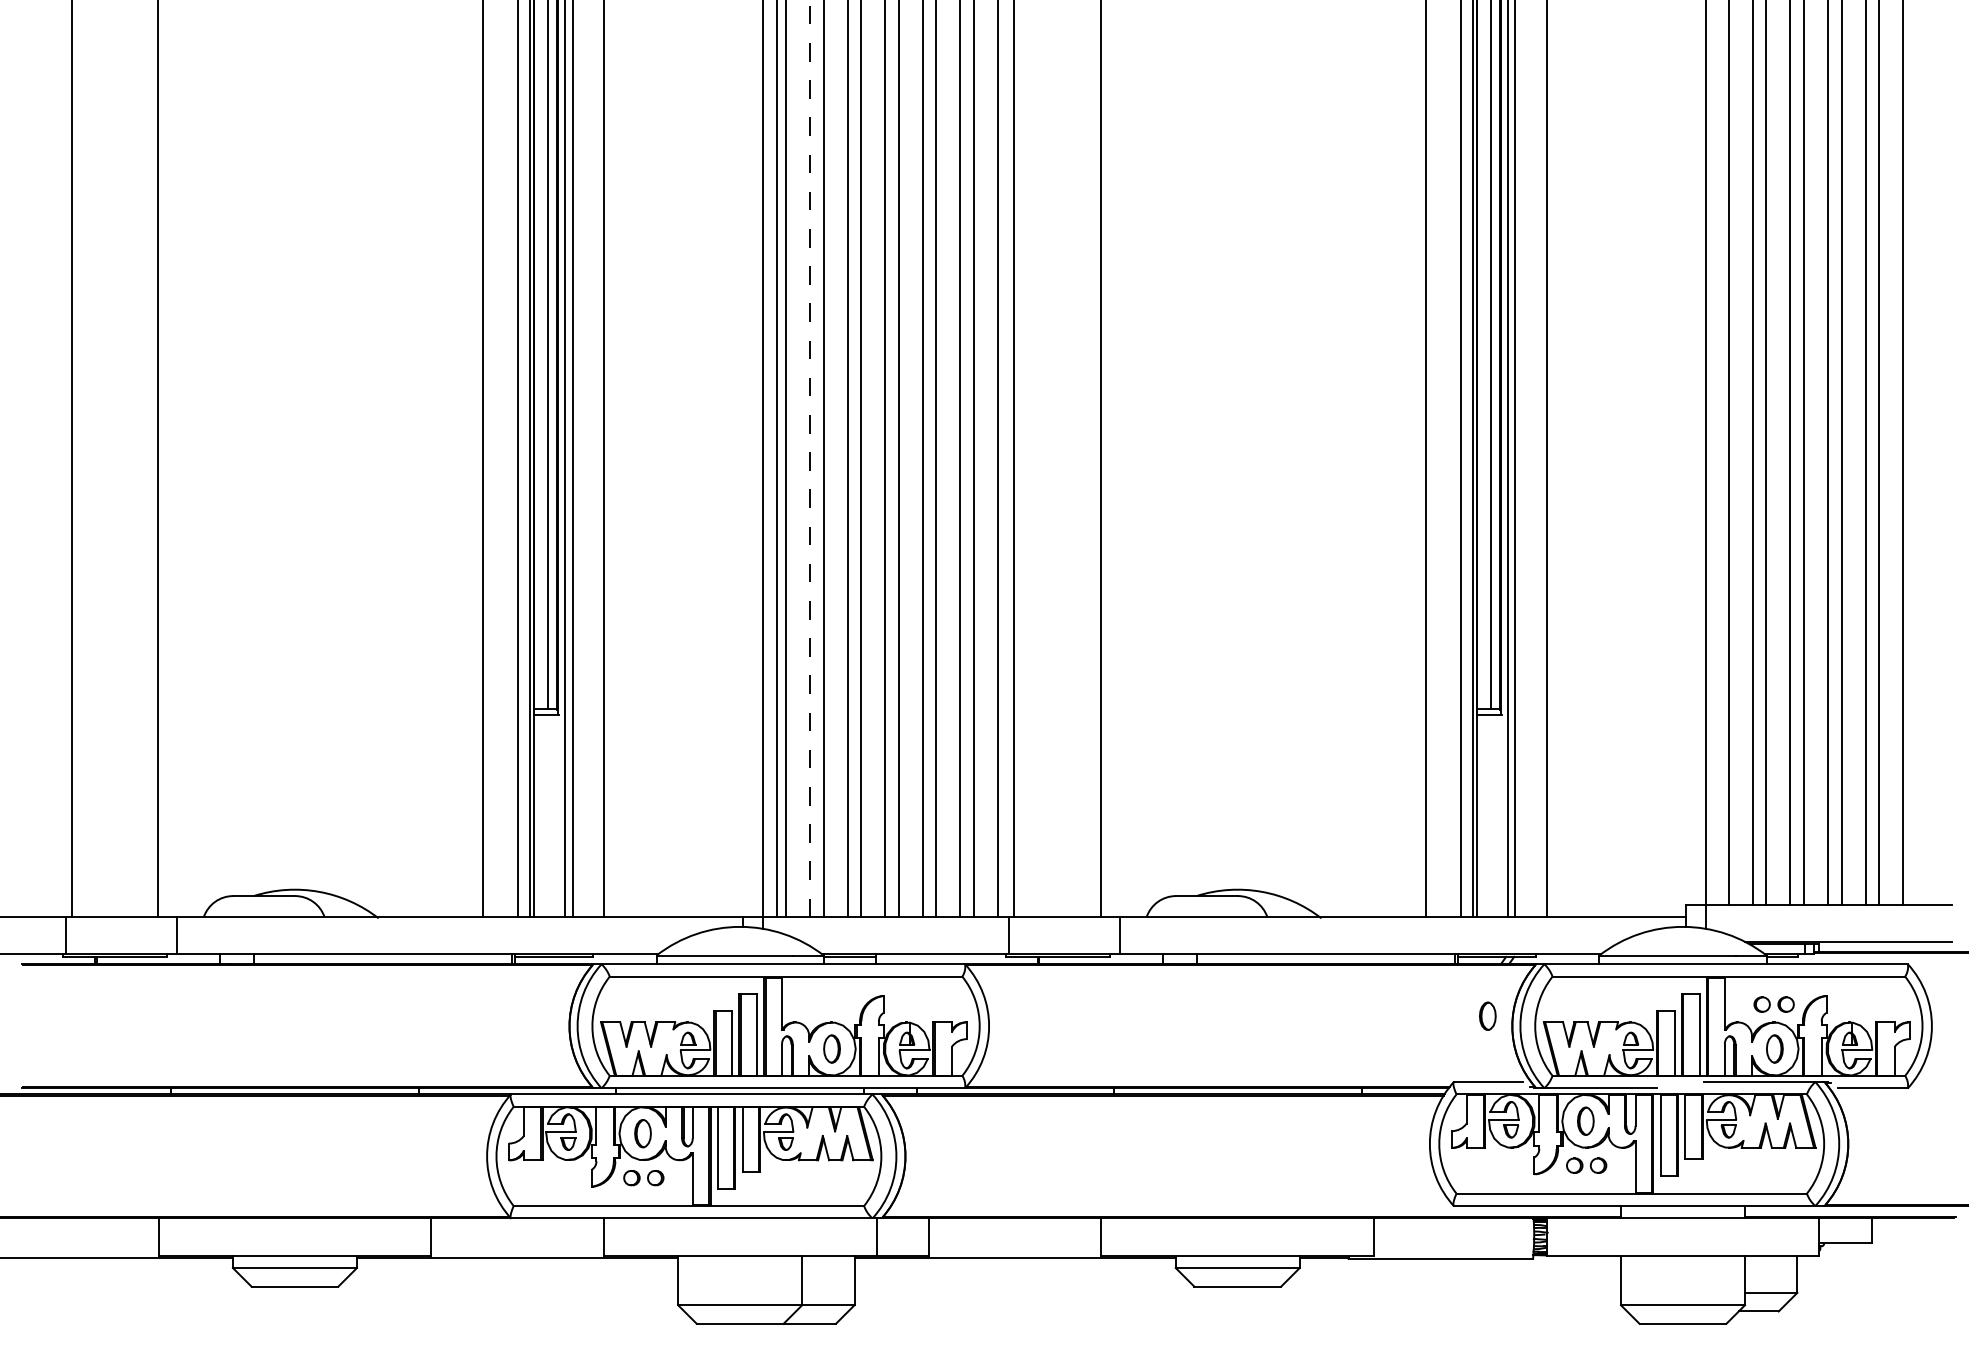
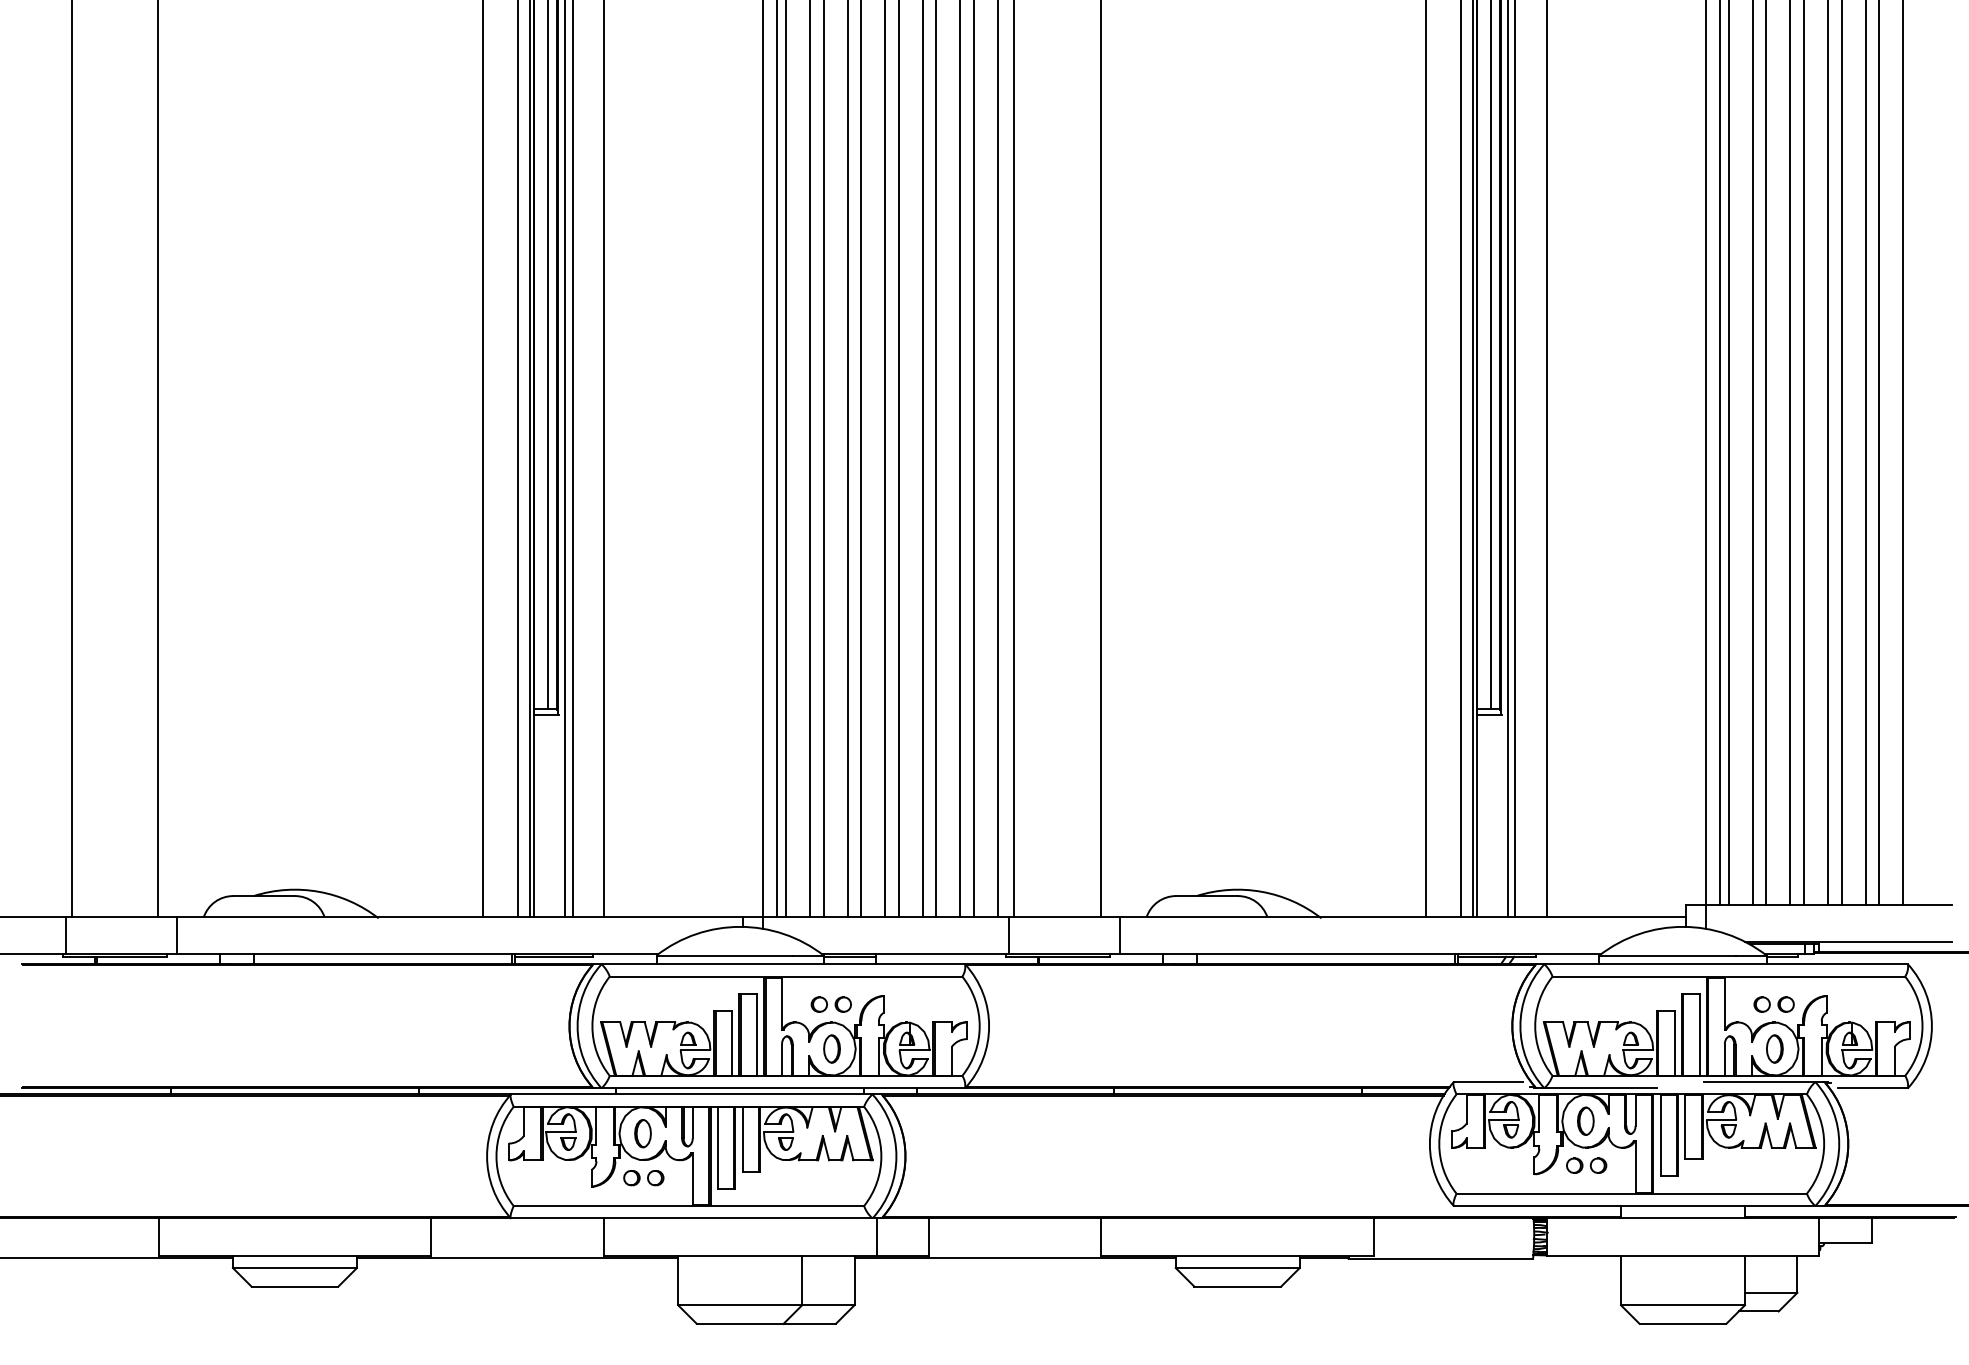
line: none -> present (1720, 453)
line: dashed -> solid (810, 458)
part: none -> present (830, 1004)
part: present -> none (1487, 1015)
